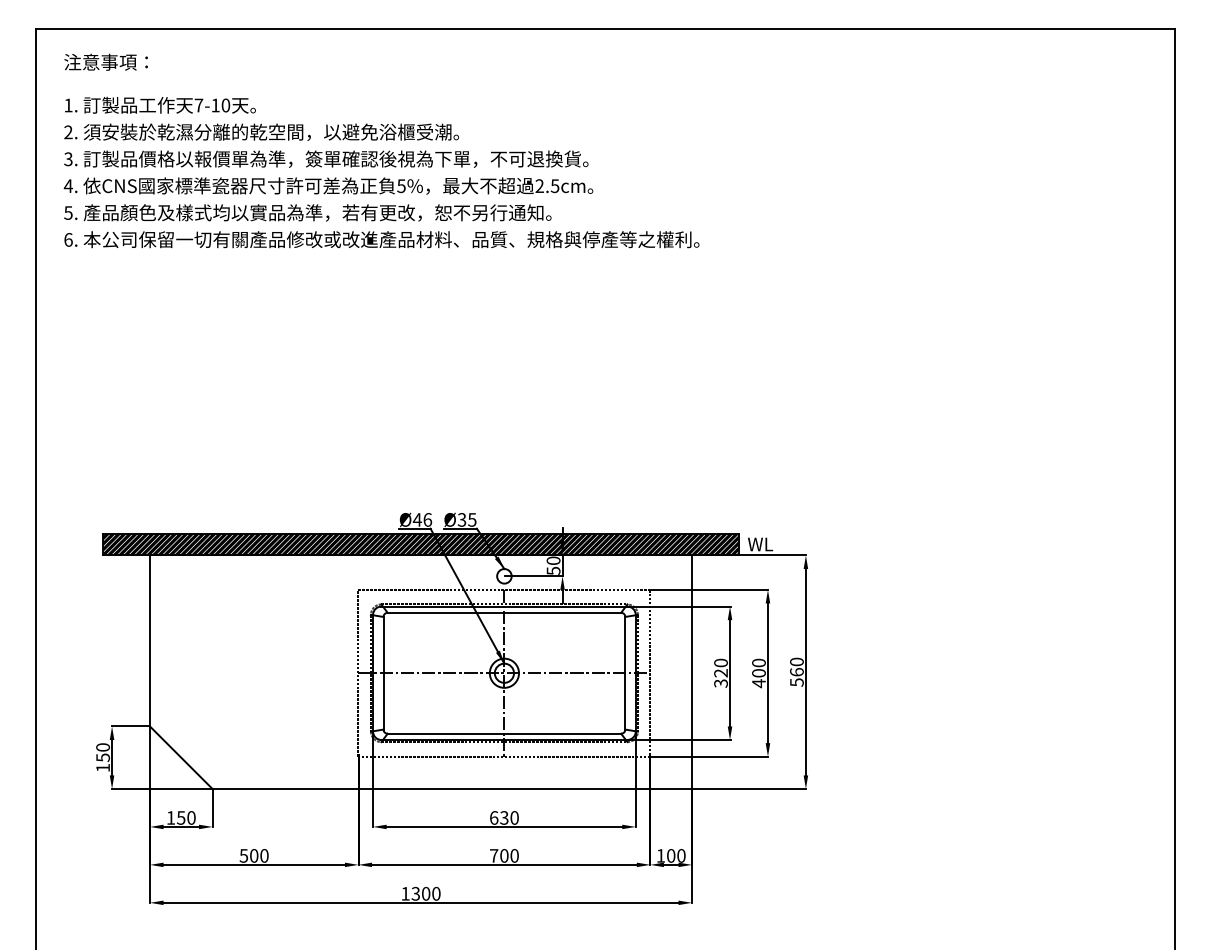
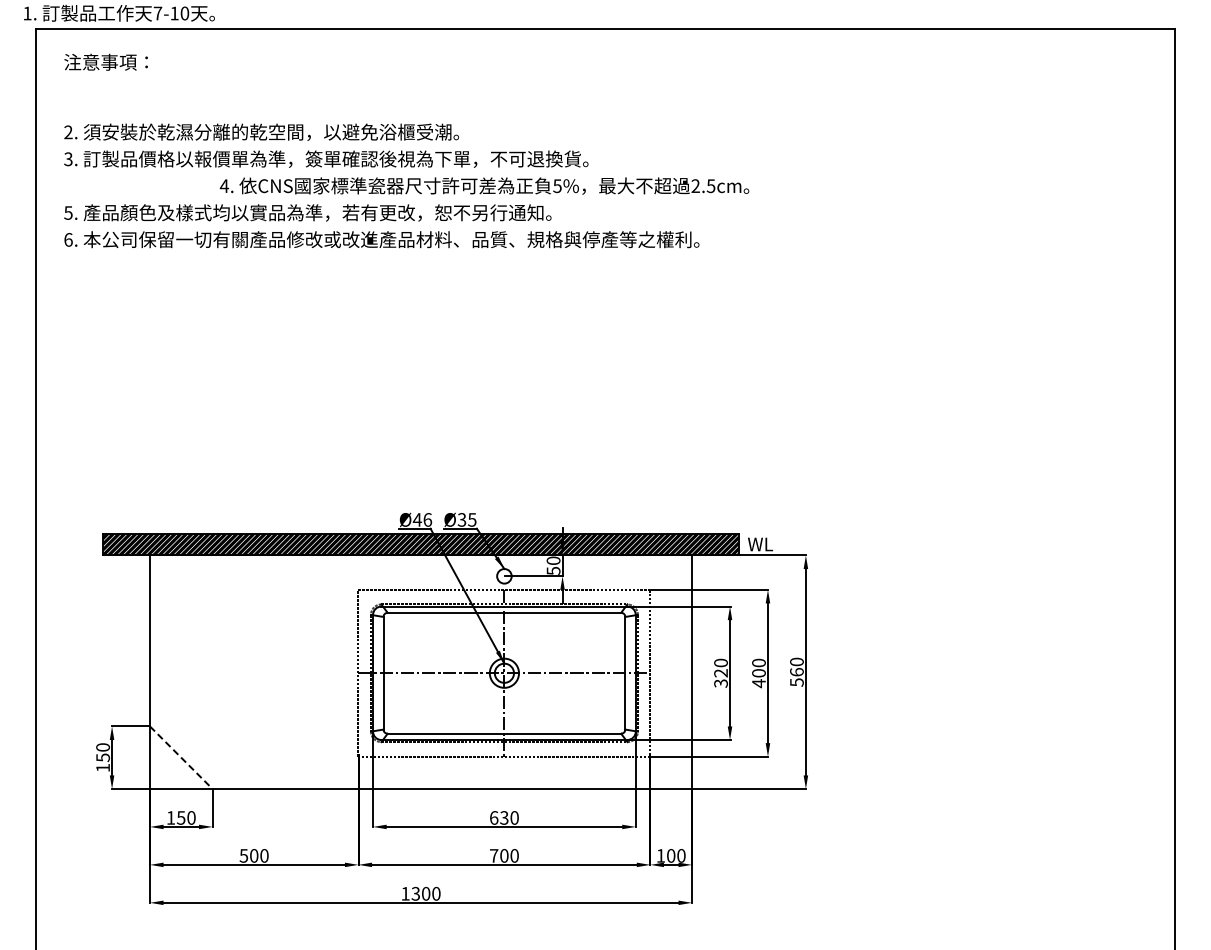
text position: (160, 104) -> (119, 12) (119, 12)
text position: (328, 185) -> (484, 185) (484, 185)
line: solid -> dashed (181, 758)
